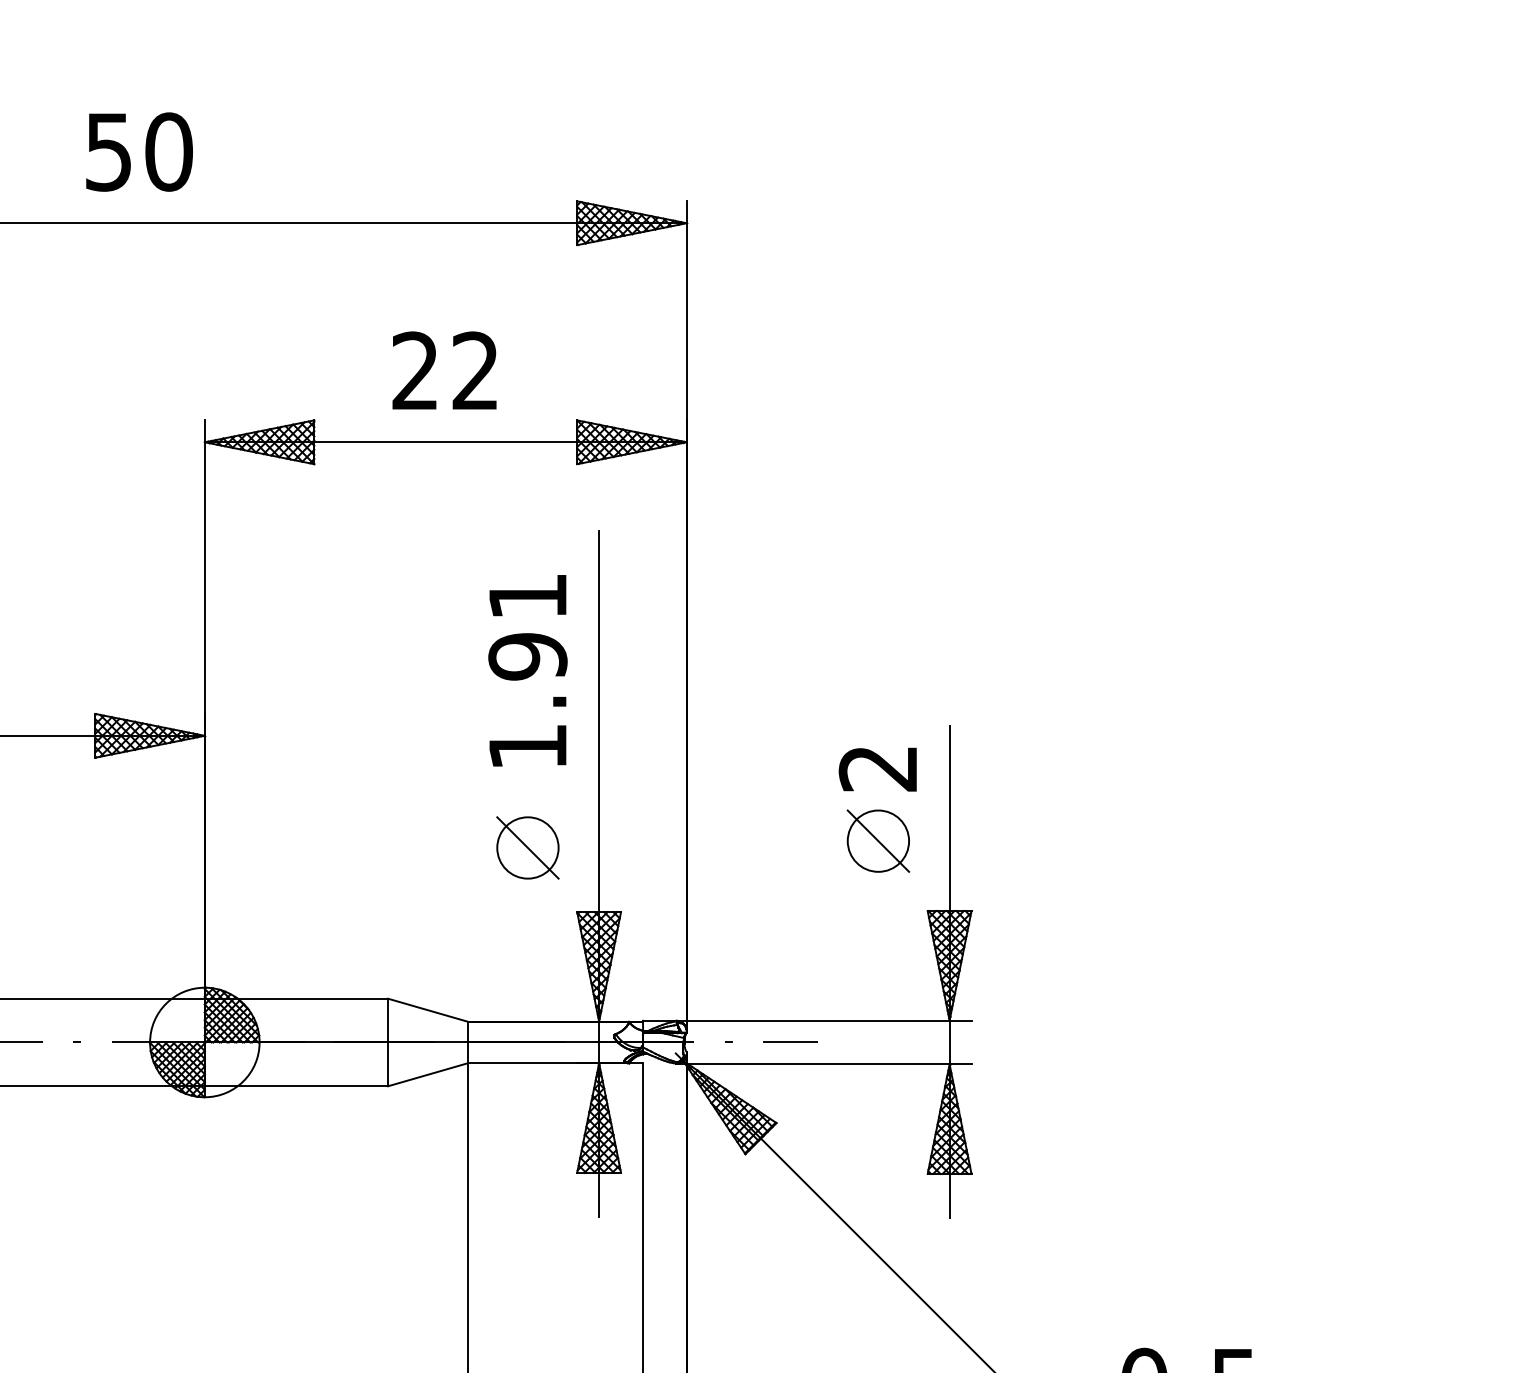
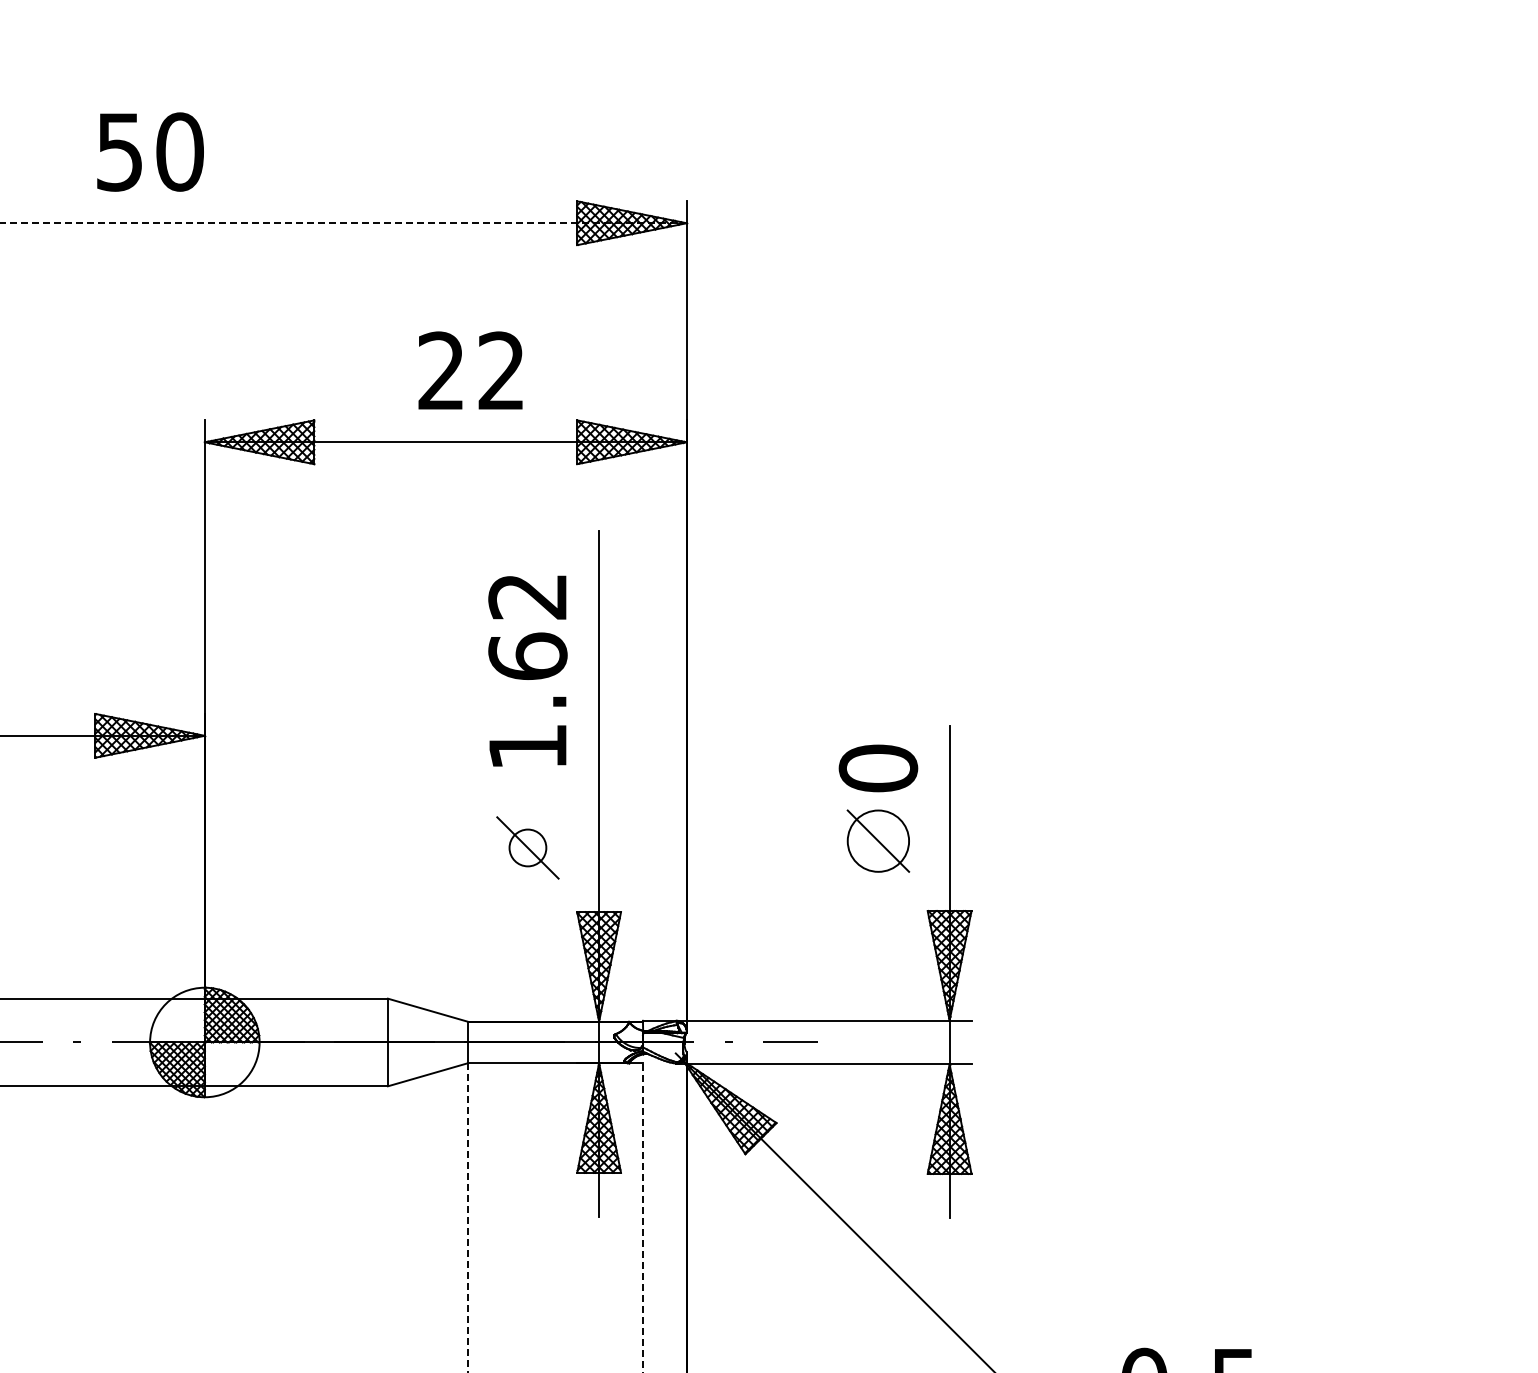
text position: (139, 151) -> (150, 151) (150, 151)
line: solid -> dashed (344, 223)
text position: (444, 370) -> (470, 370) (470, 370)
text: 1.91 -> 1.62 (527, 627)
text: 2 -> 0 (878, 768)
circle diameter: 61 px -> 37 px (527, 847)
line: solid -> dashed (467, 1218)
line: solid -> dashed (642, 1218)
